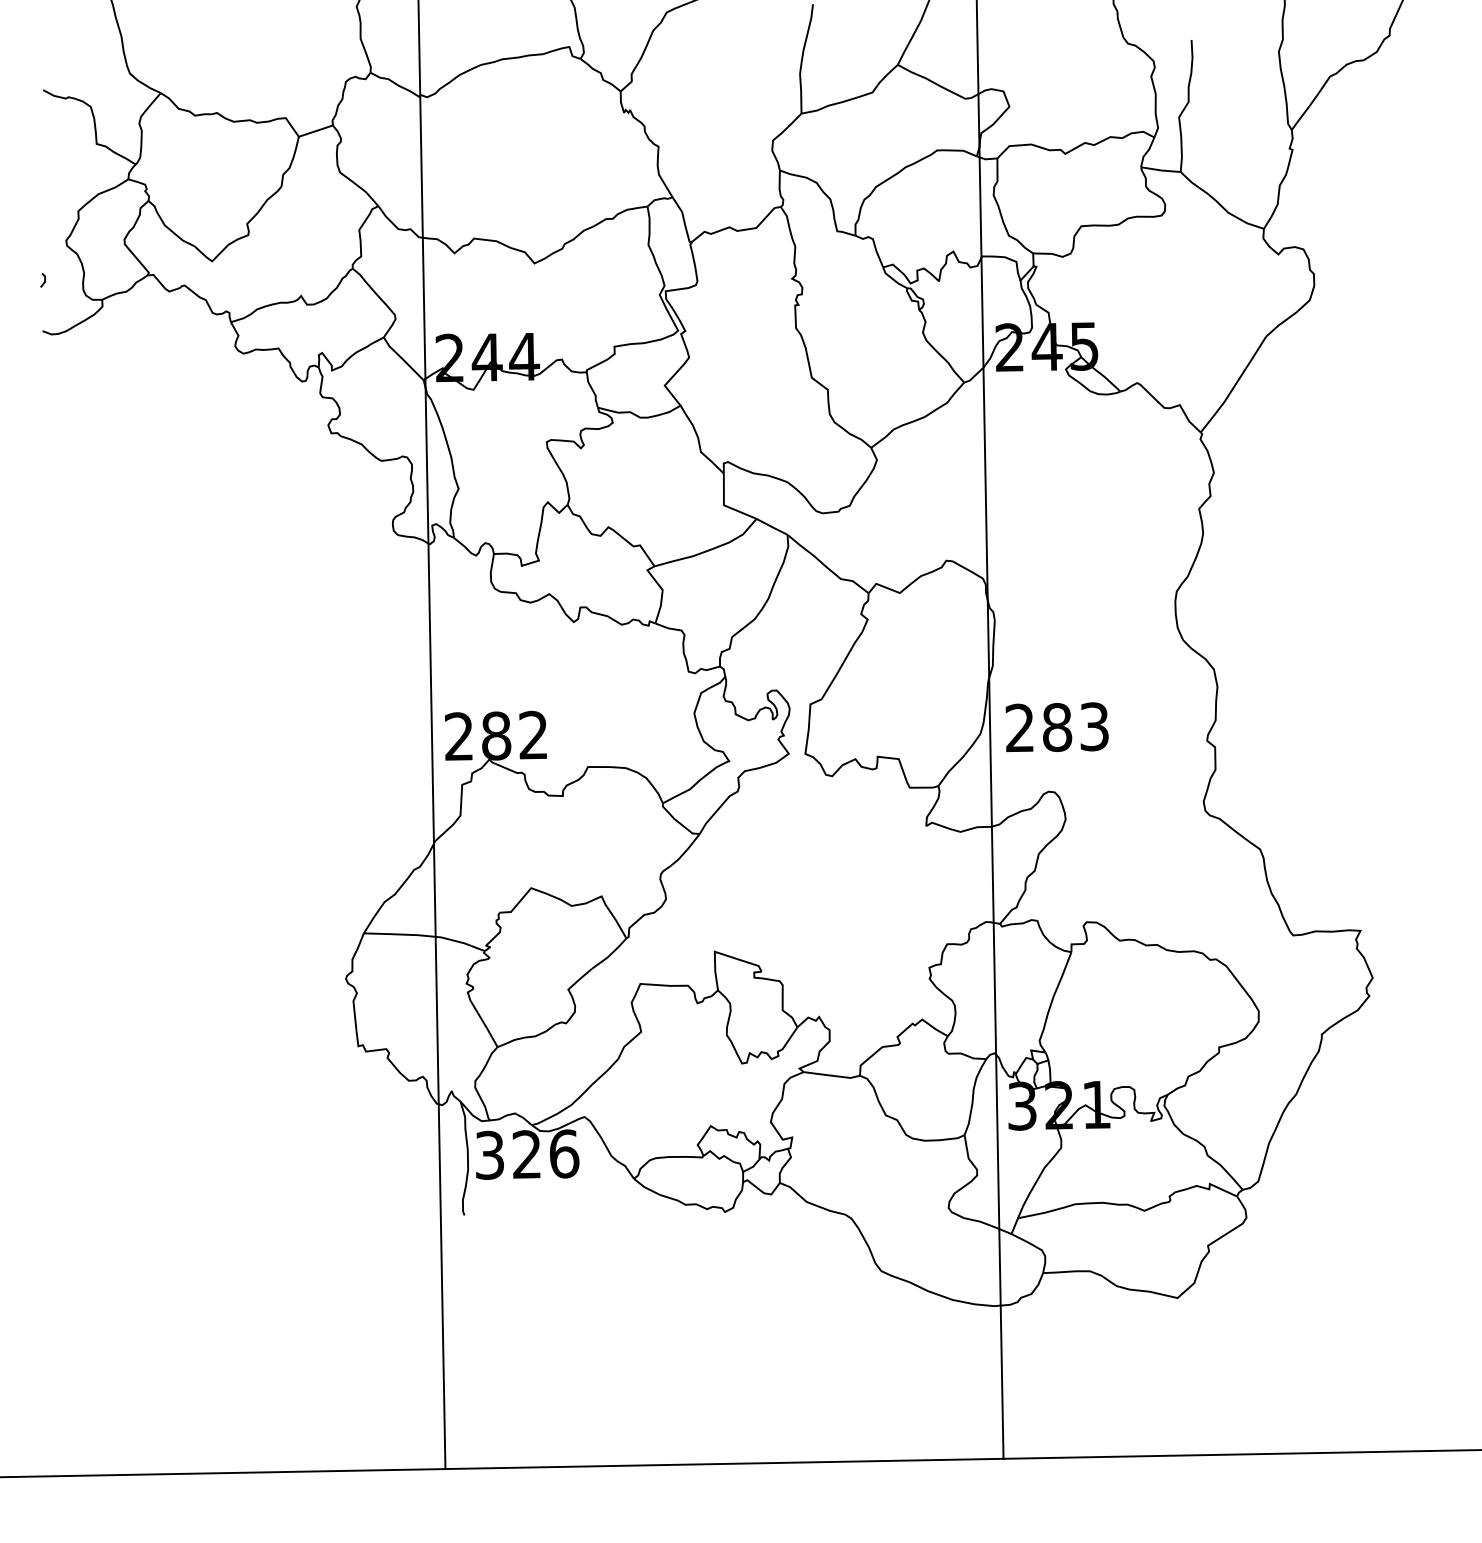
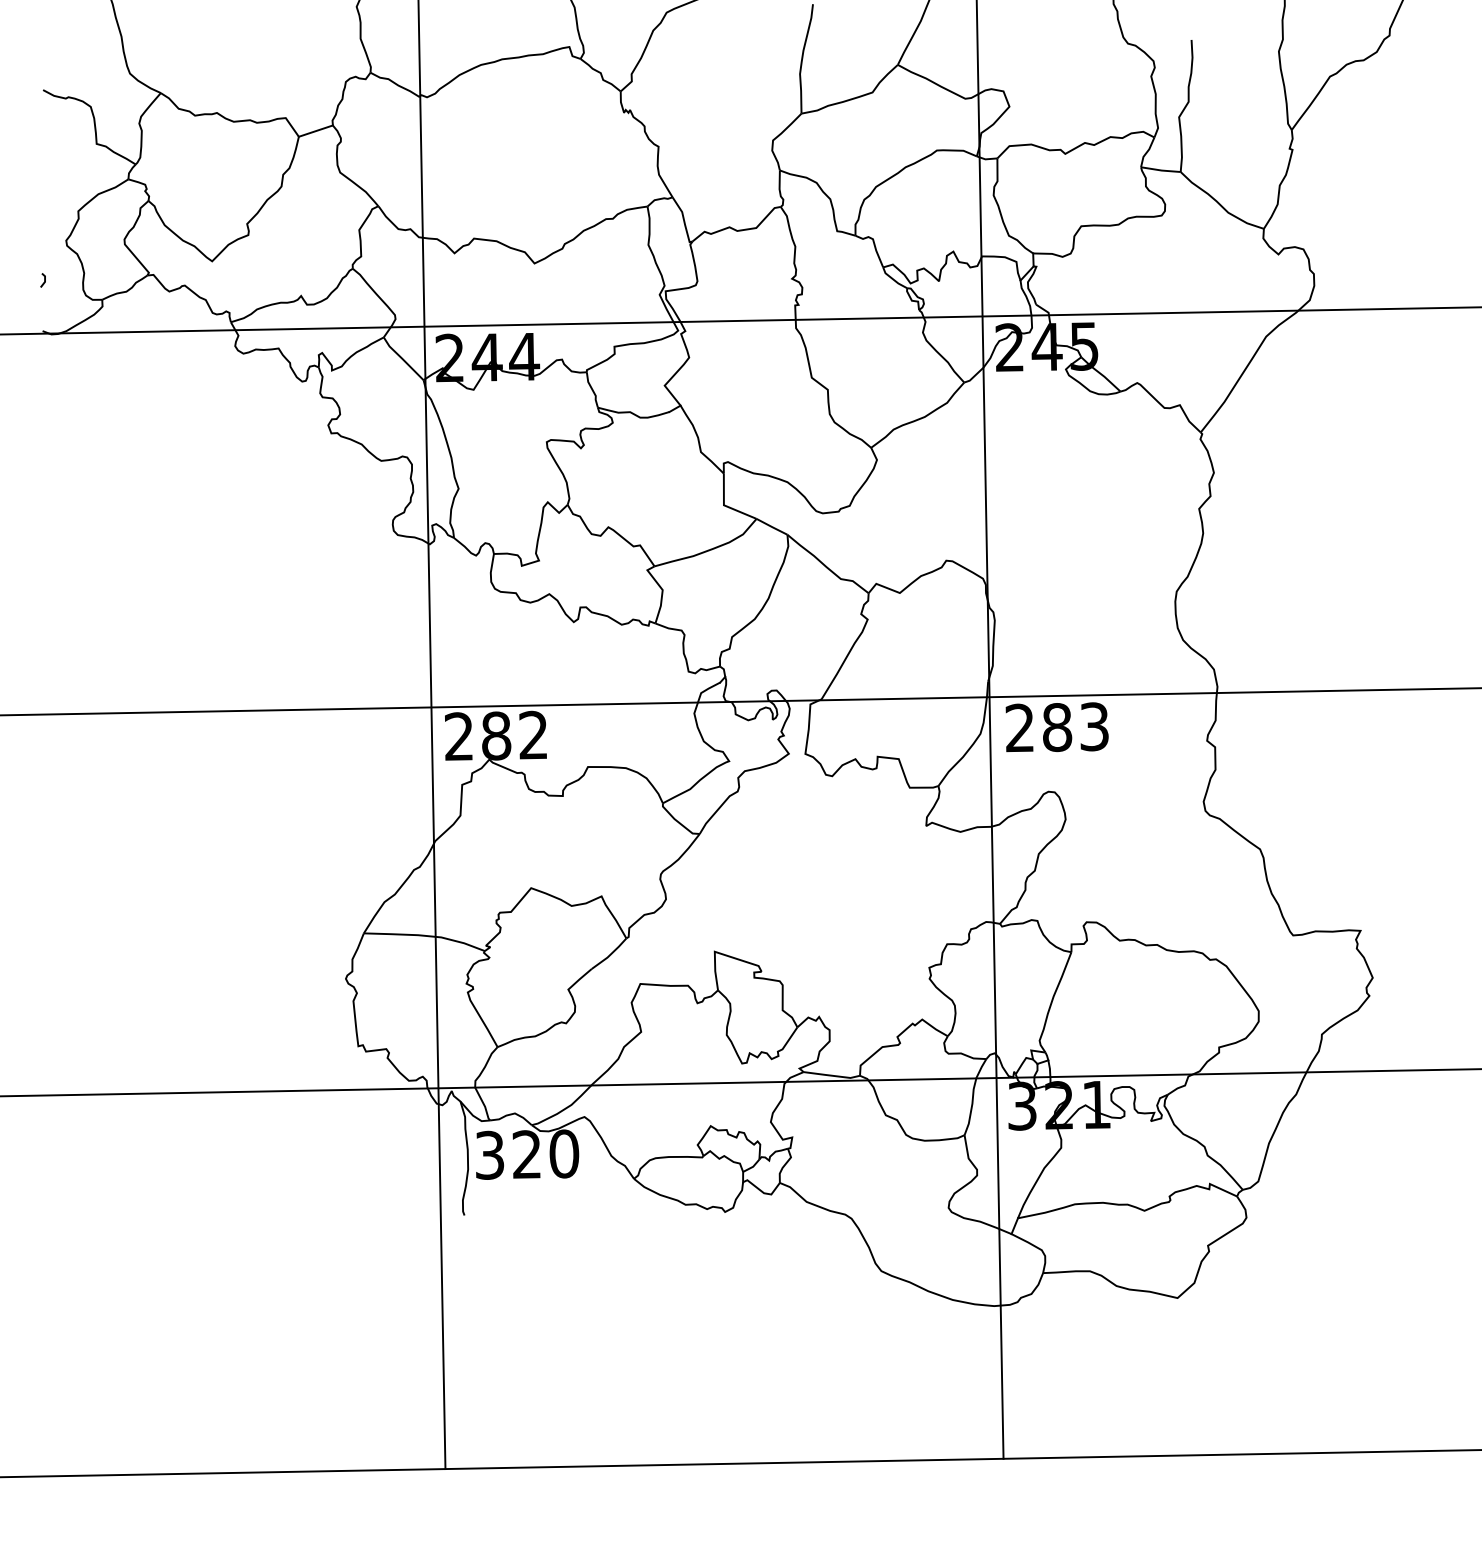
line: none -> present (740, 320)
line: none -> present (740, 701)
line: none -> present (740, 1082)
text: 326 -> 320 (564, 1153)
